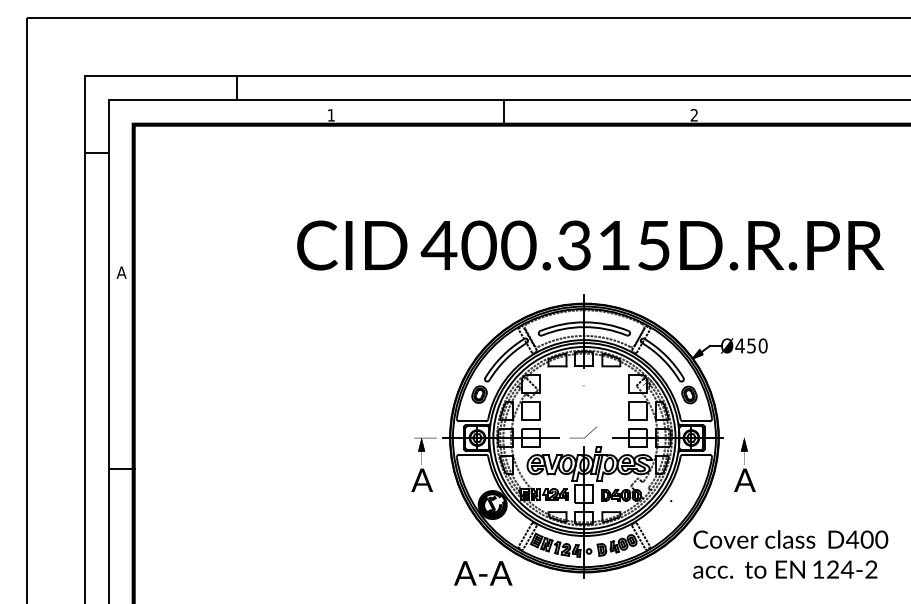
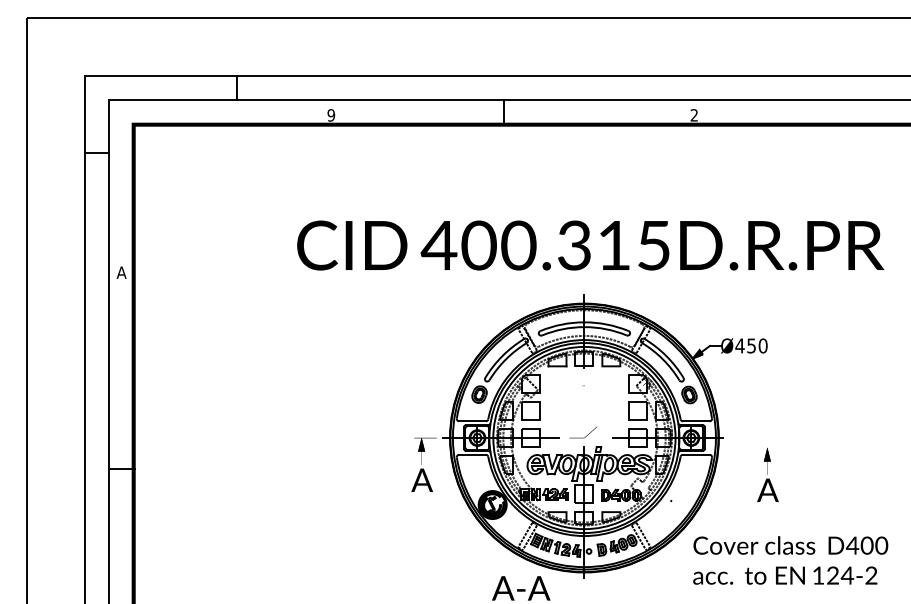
text: 1 -> 9 (331, 115)
text position: (744, 464) -> (767, 474) (767, 474)
text position: (790, 554) -> (790, 560) (790, 560)
text position: (483, 573) -> (521, 588) (521, 588)
